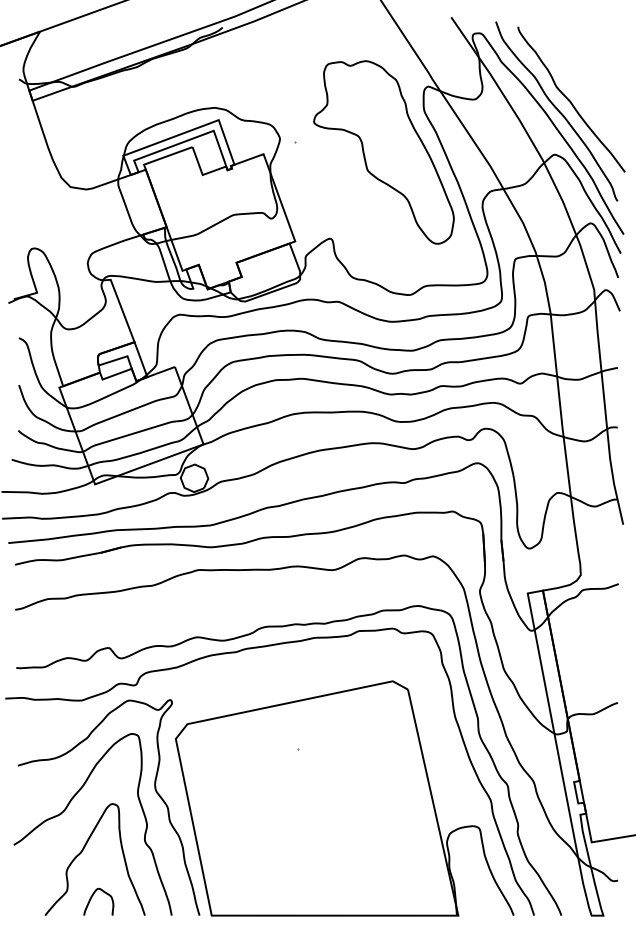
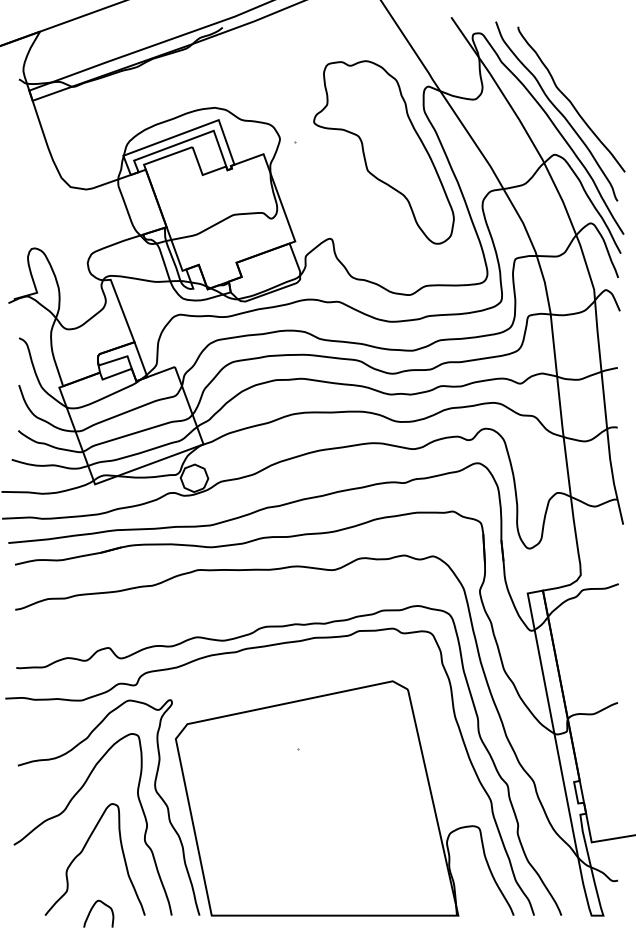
curve position: (92, 897) -> (92, 909) (92, 909)
